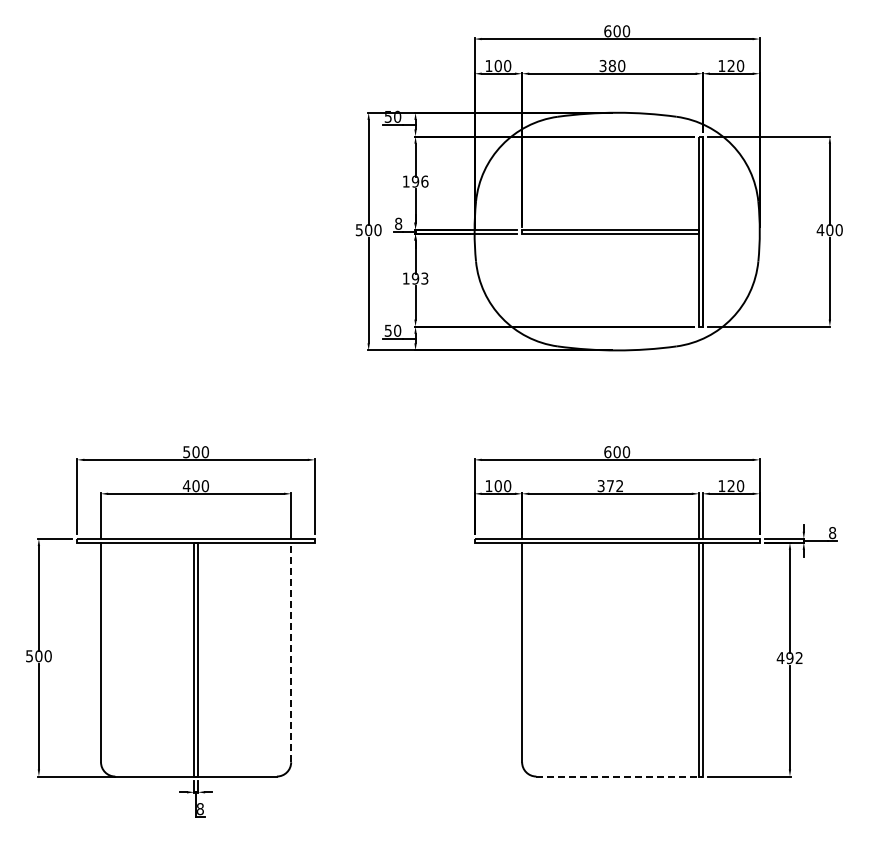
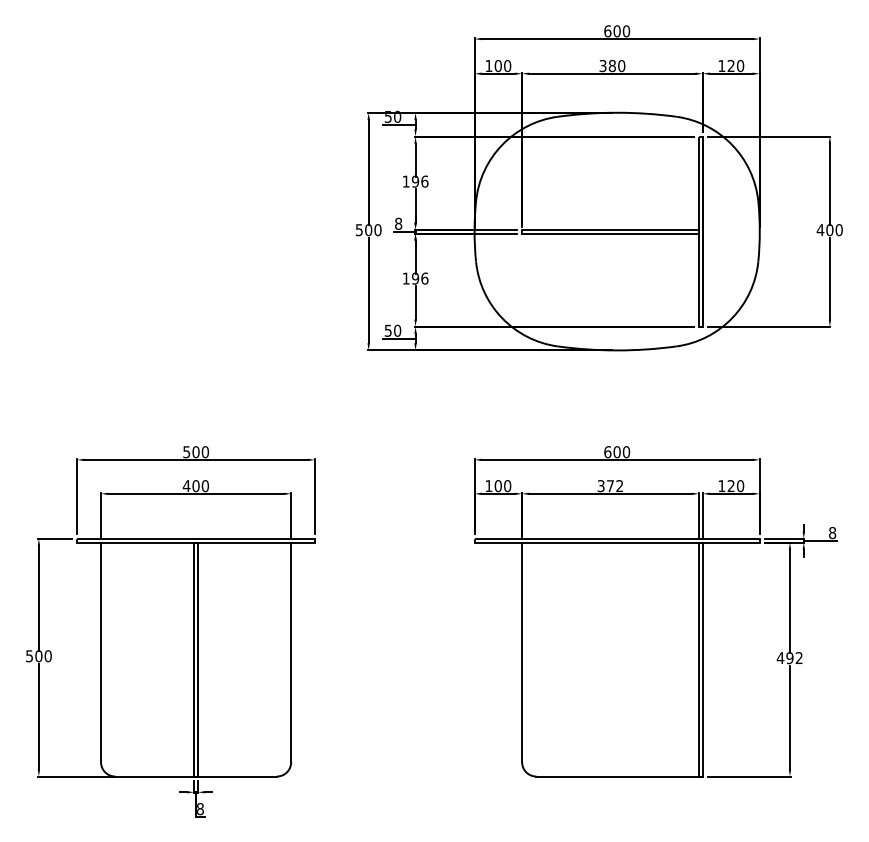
text: 193 -> 196 (424, 278)
line: dashed -> solid (291, 652)
line: dashed -> solid (620, 776)
